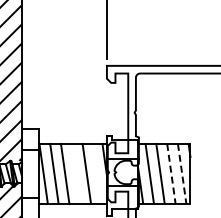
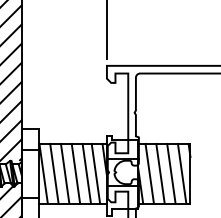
line: none -> present (75, 173)
line: none -> present (95, 173)
line: dashed -> solid (171, 174)
line: dashed -> solid (182, 174)
